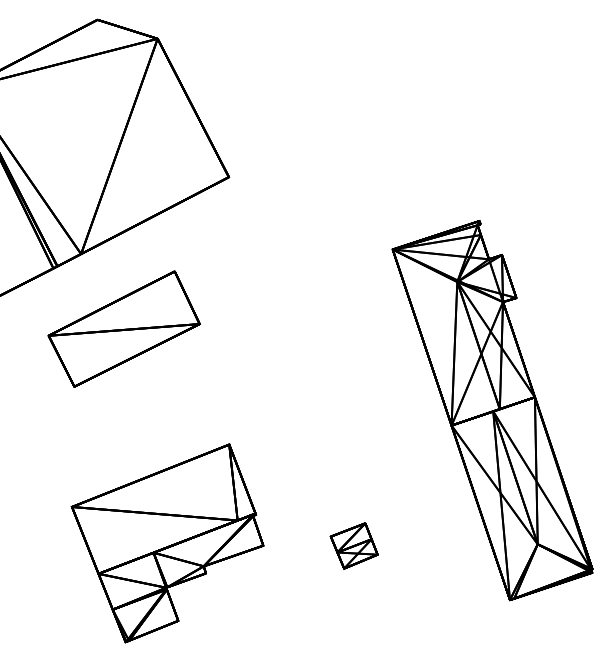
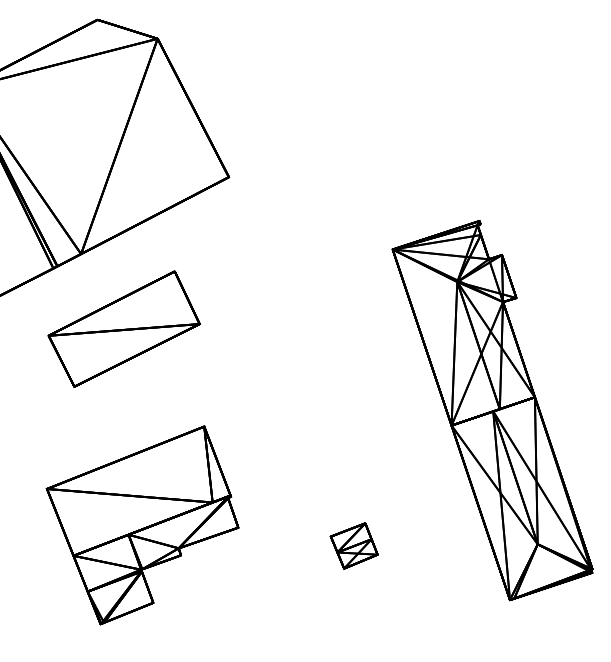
part position: (167, 543) -> (142, 525) (142, 525)
